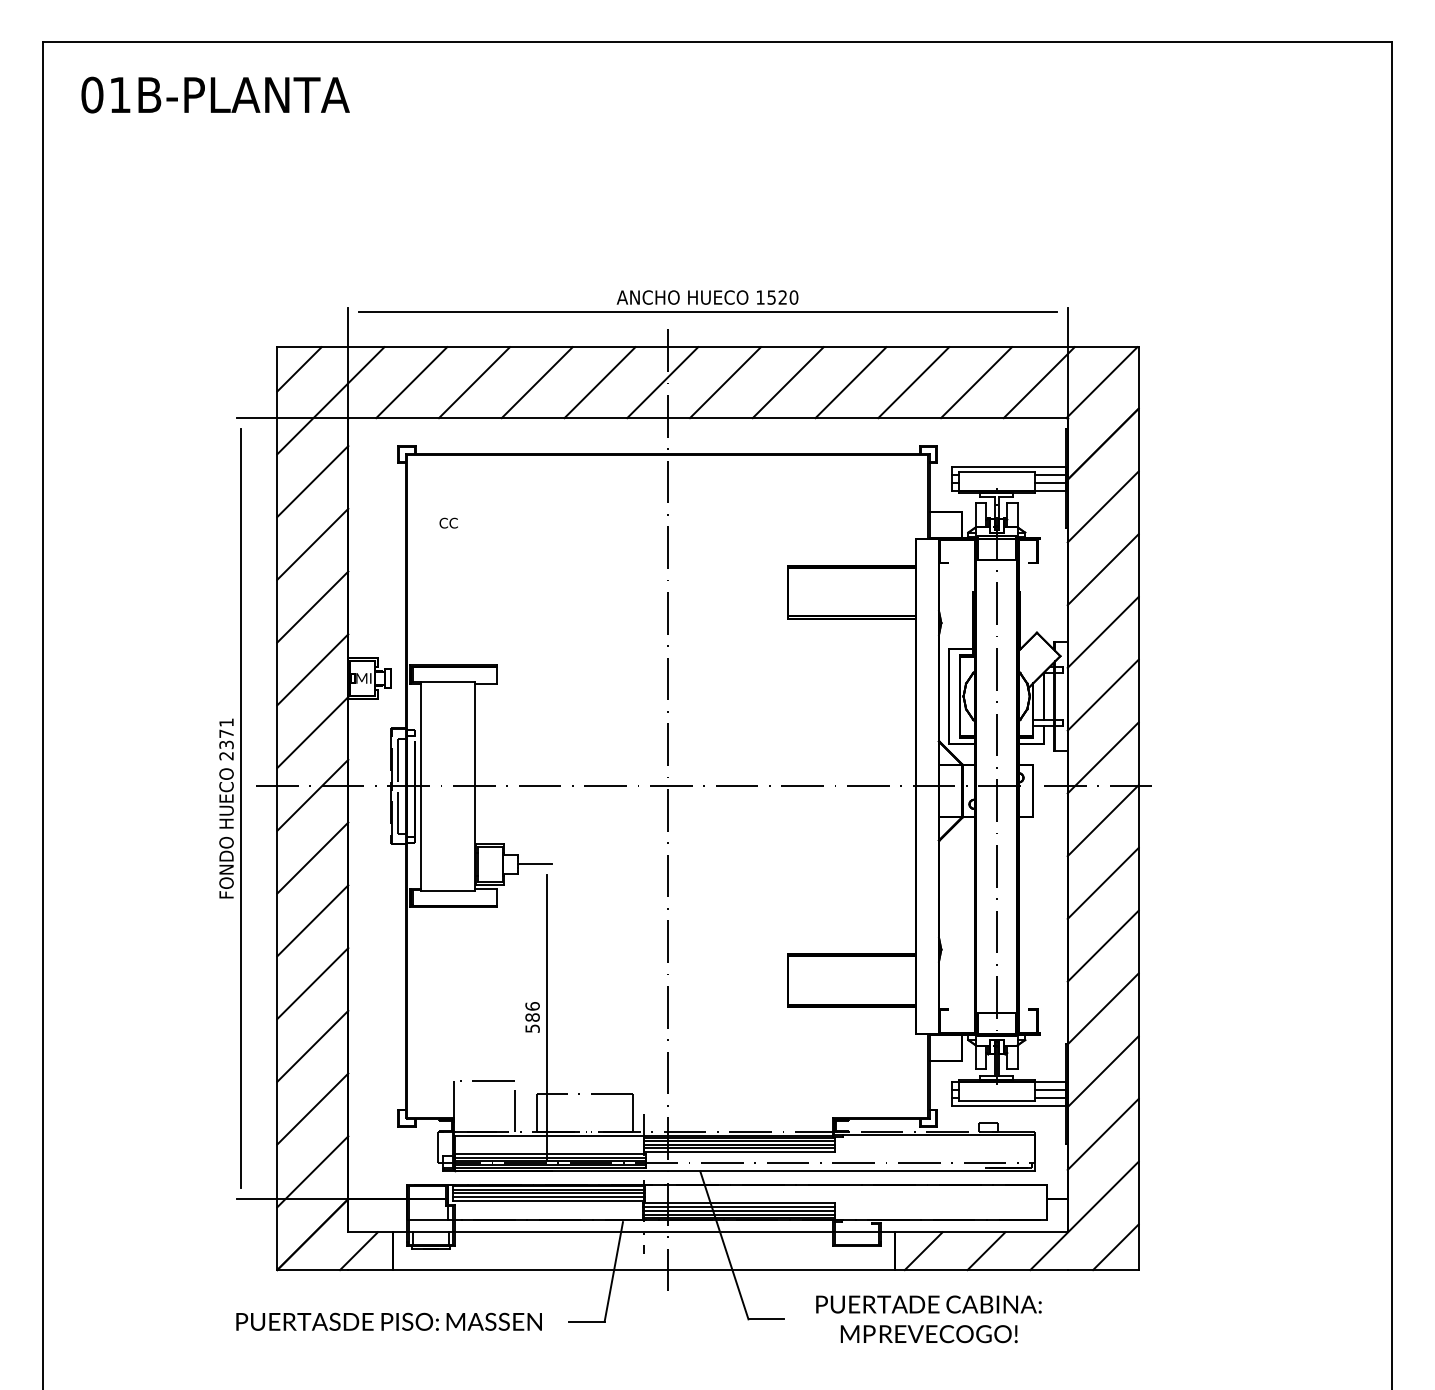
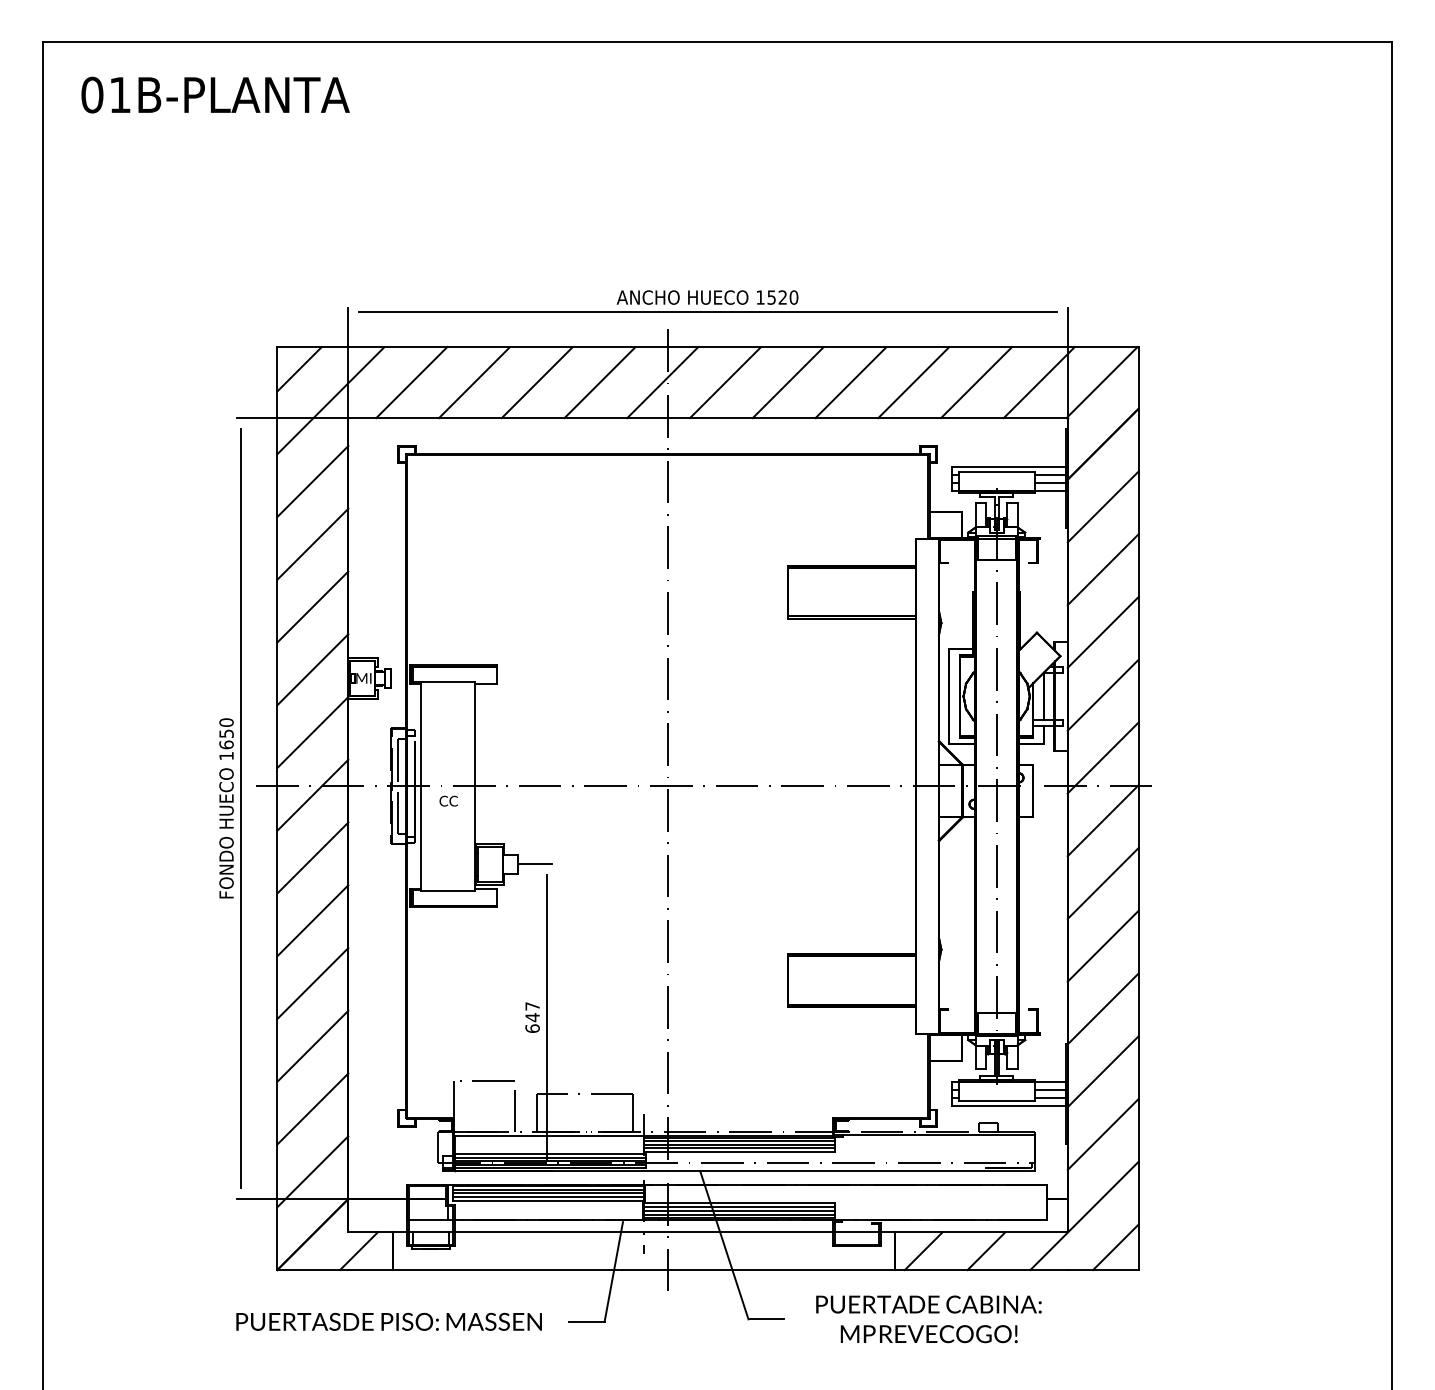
text position: (448, 522) -> (448, 800) (448, 800)
text: 2371 -> 1650 (226, 739)
text: 586 -> 647 (532, 1017)
